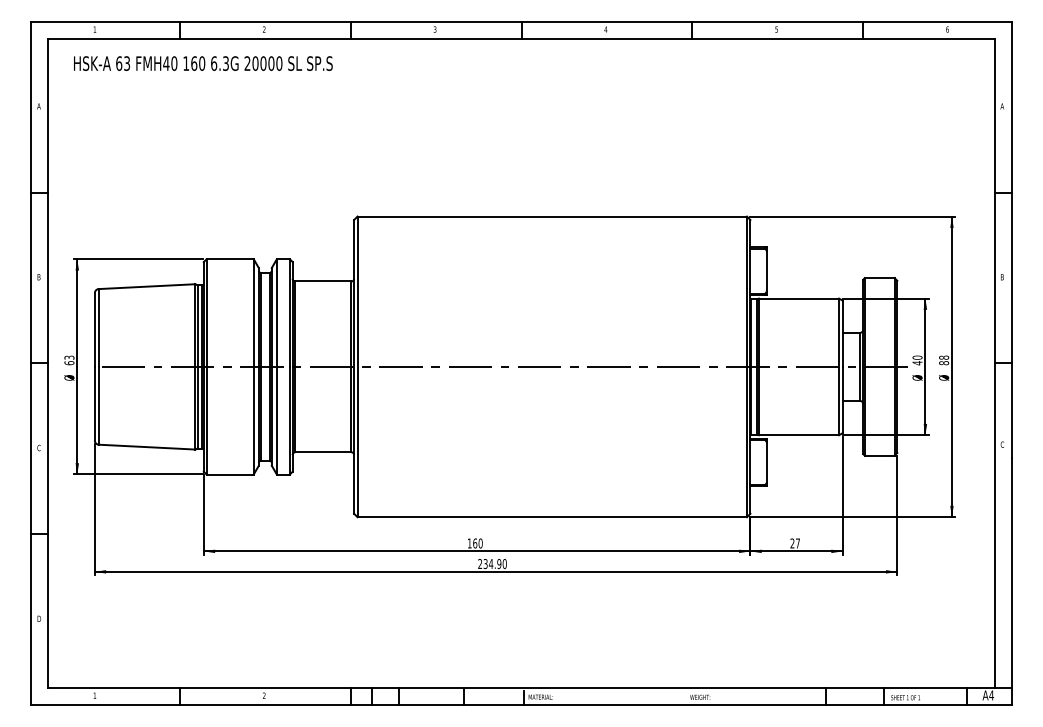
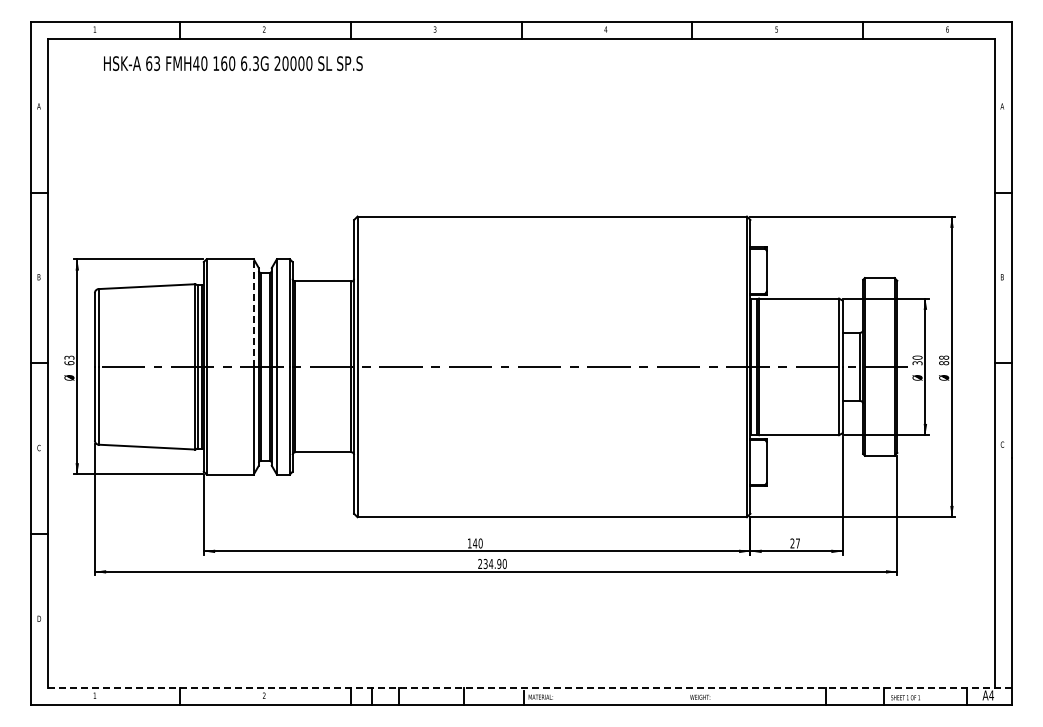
text position: (203, 63) -> (233, 63) (233, 63)
line: solid -> dashed (253, 313)
text: 40 -> 30 (917, 363)
text: 160 -> 140 (475, 543)
line: solid -> dashed (530, 688)
